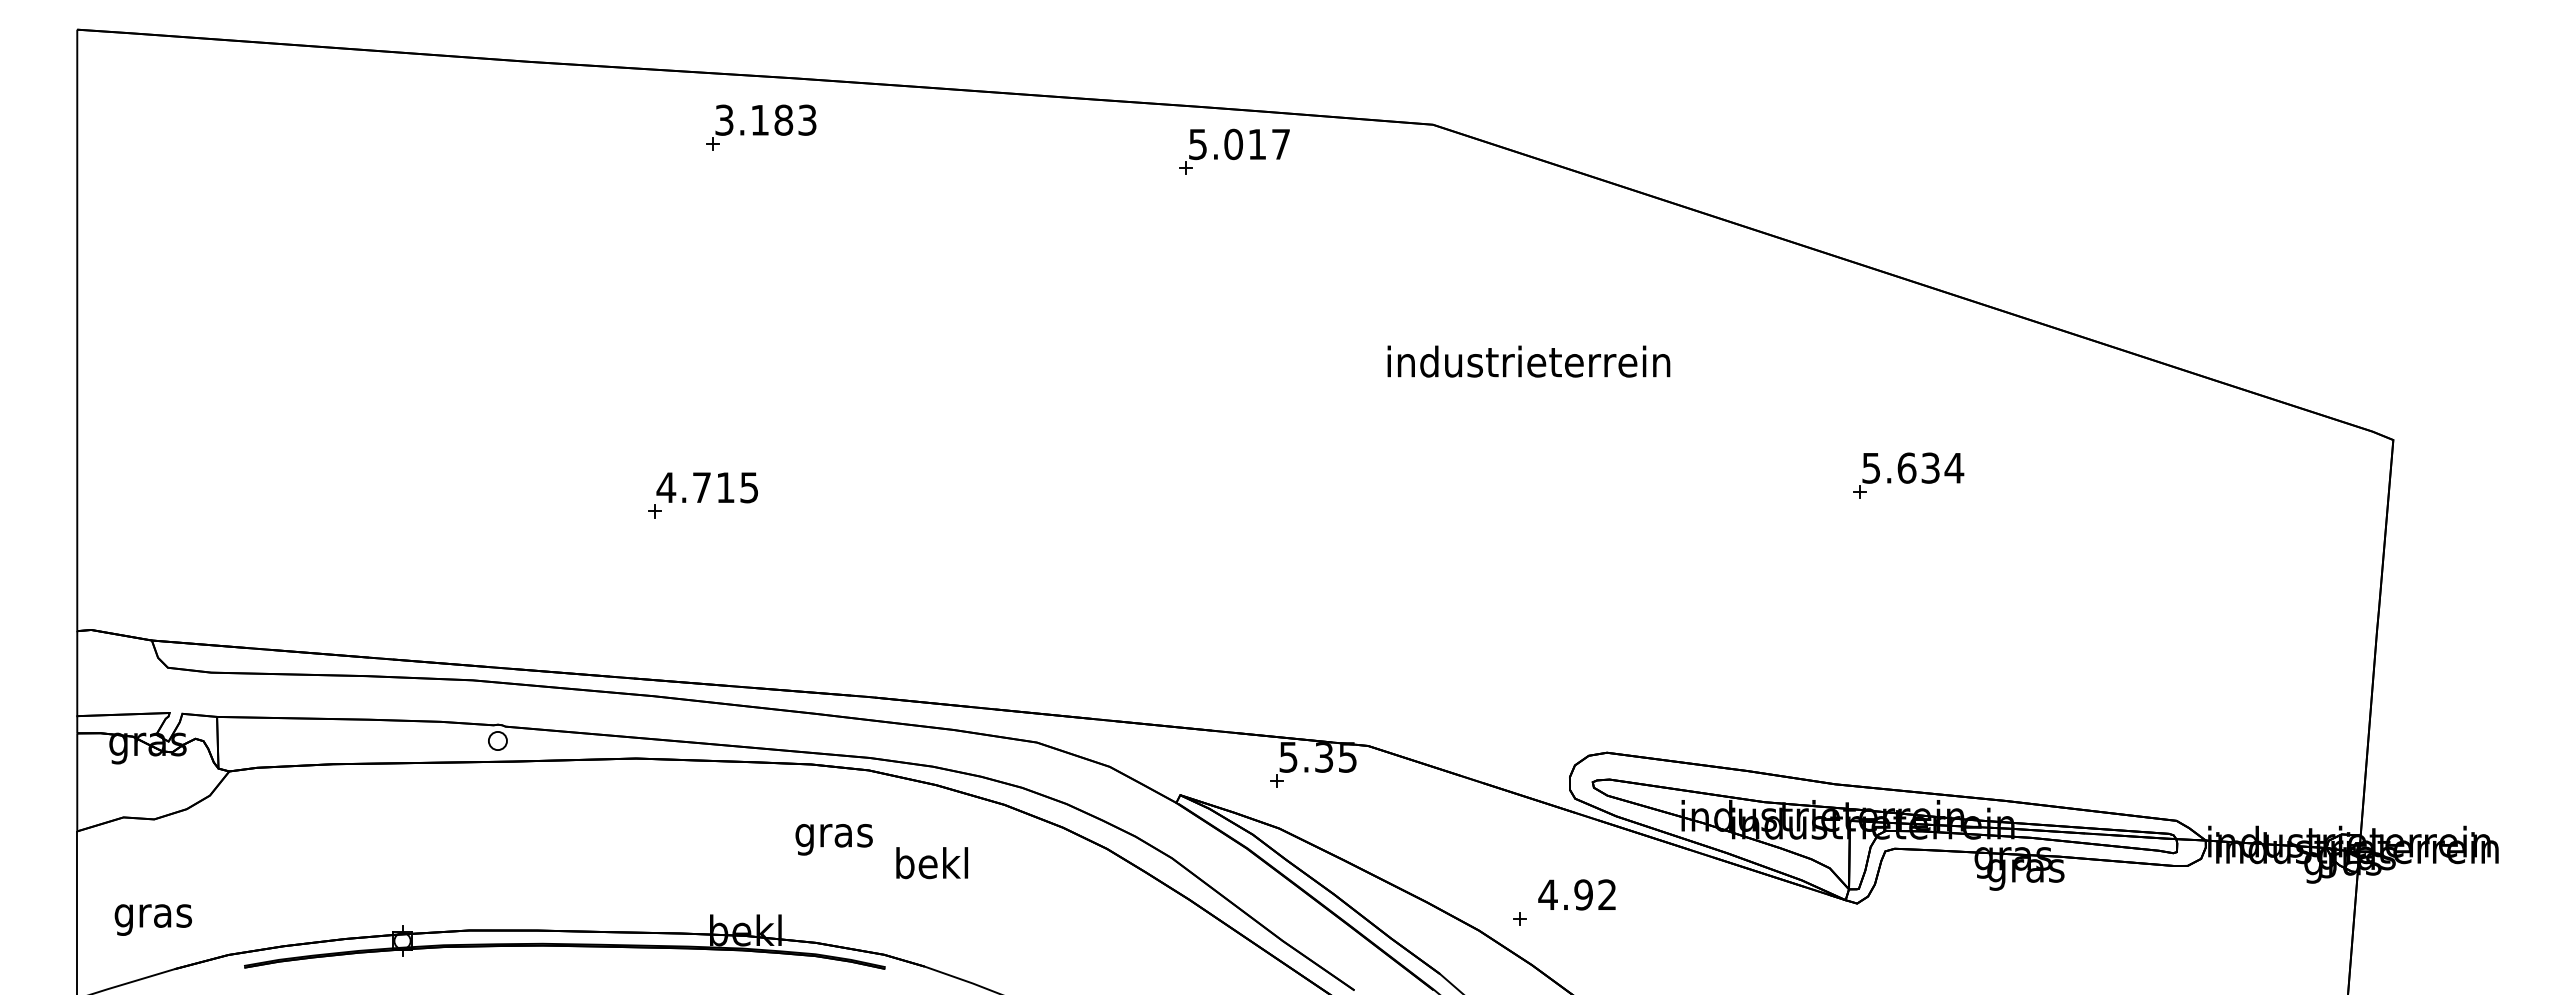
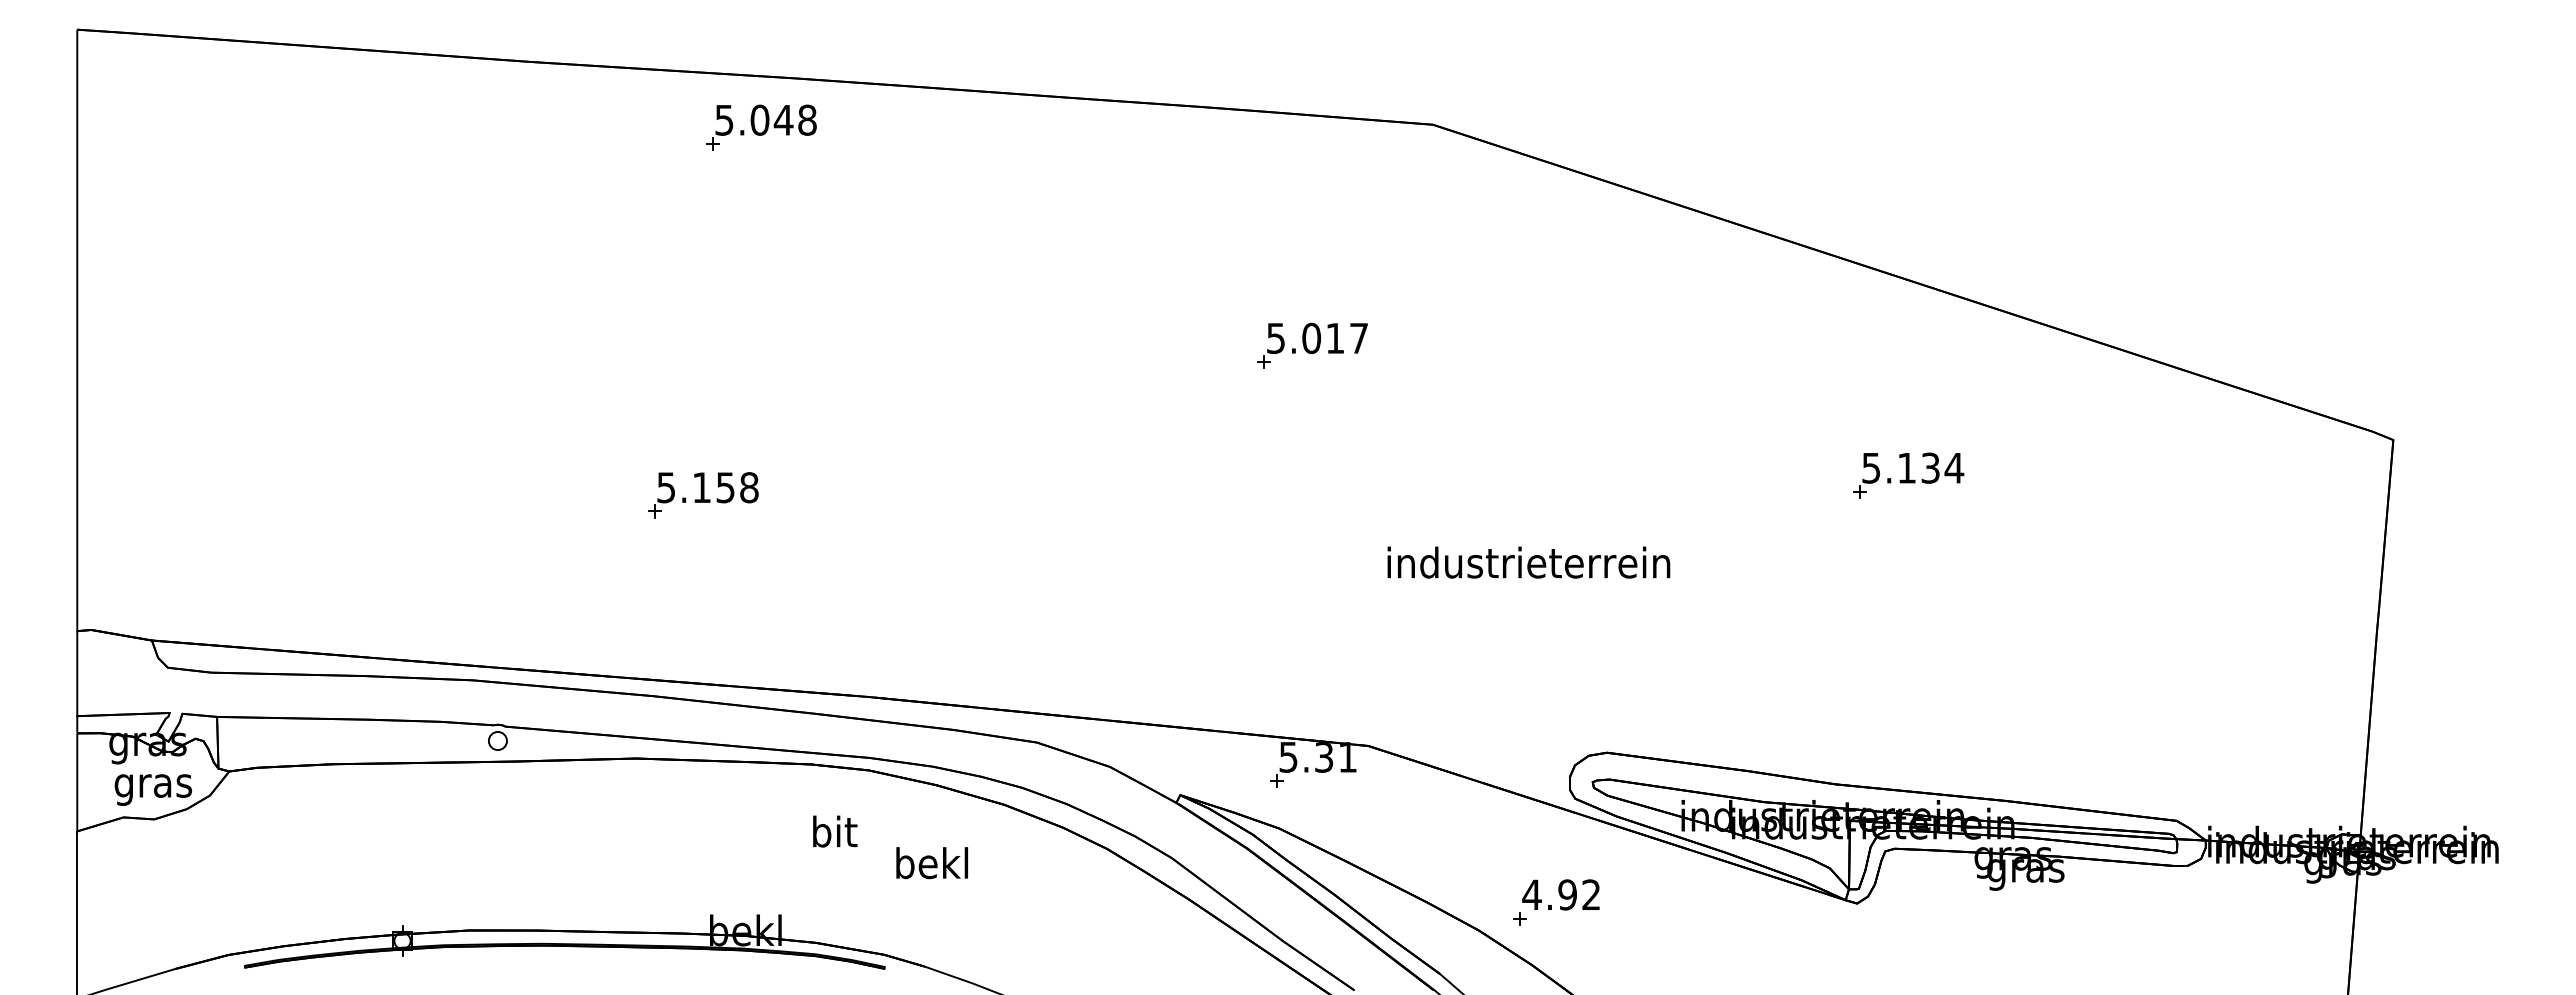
text: 3.183 -> 5.048 (766, 119)
part position: (1234, 151) -> (1312, 345) (1312, 345)
text position: (1528, 361) -> (1528, 562) (1528, 562)
text: 5.634 -> 5.134 (1906, 467)
text: 4.715 -> 5.158 (707, 487)
text: 5.35 -> 5.31 (1347, 757)
text: gras -> bit (833, 835)
text position: (1576, 894) -> (1560, 894) (1560, 894)
text position: (152, 919) -> (152, 789) (152, 789)
